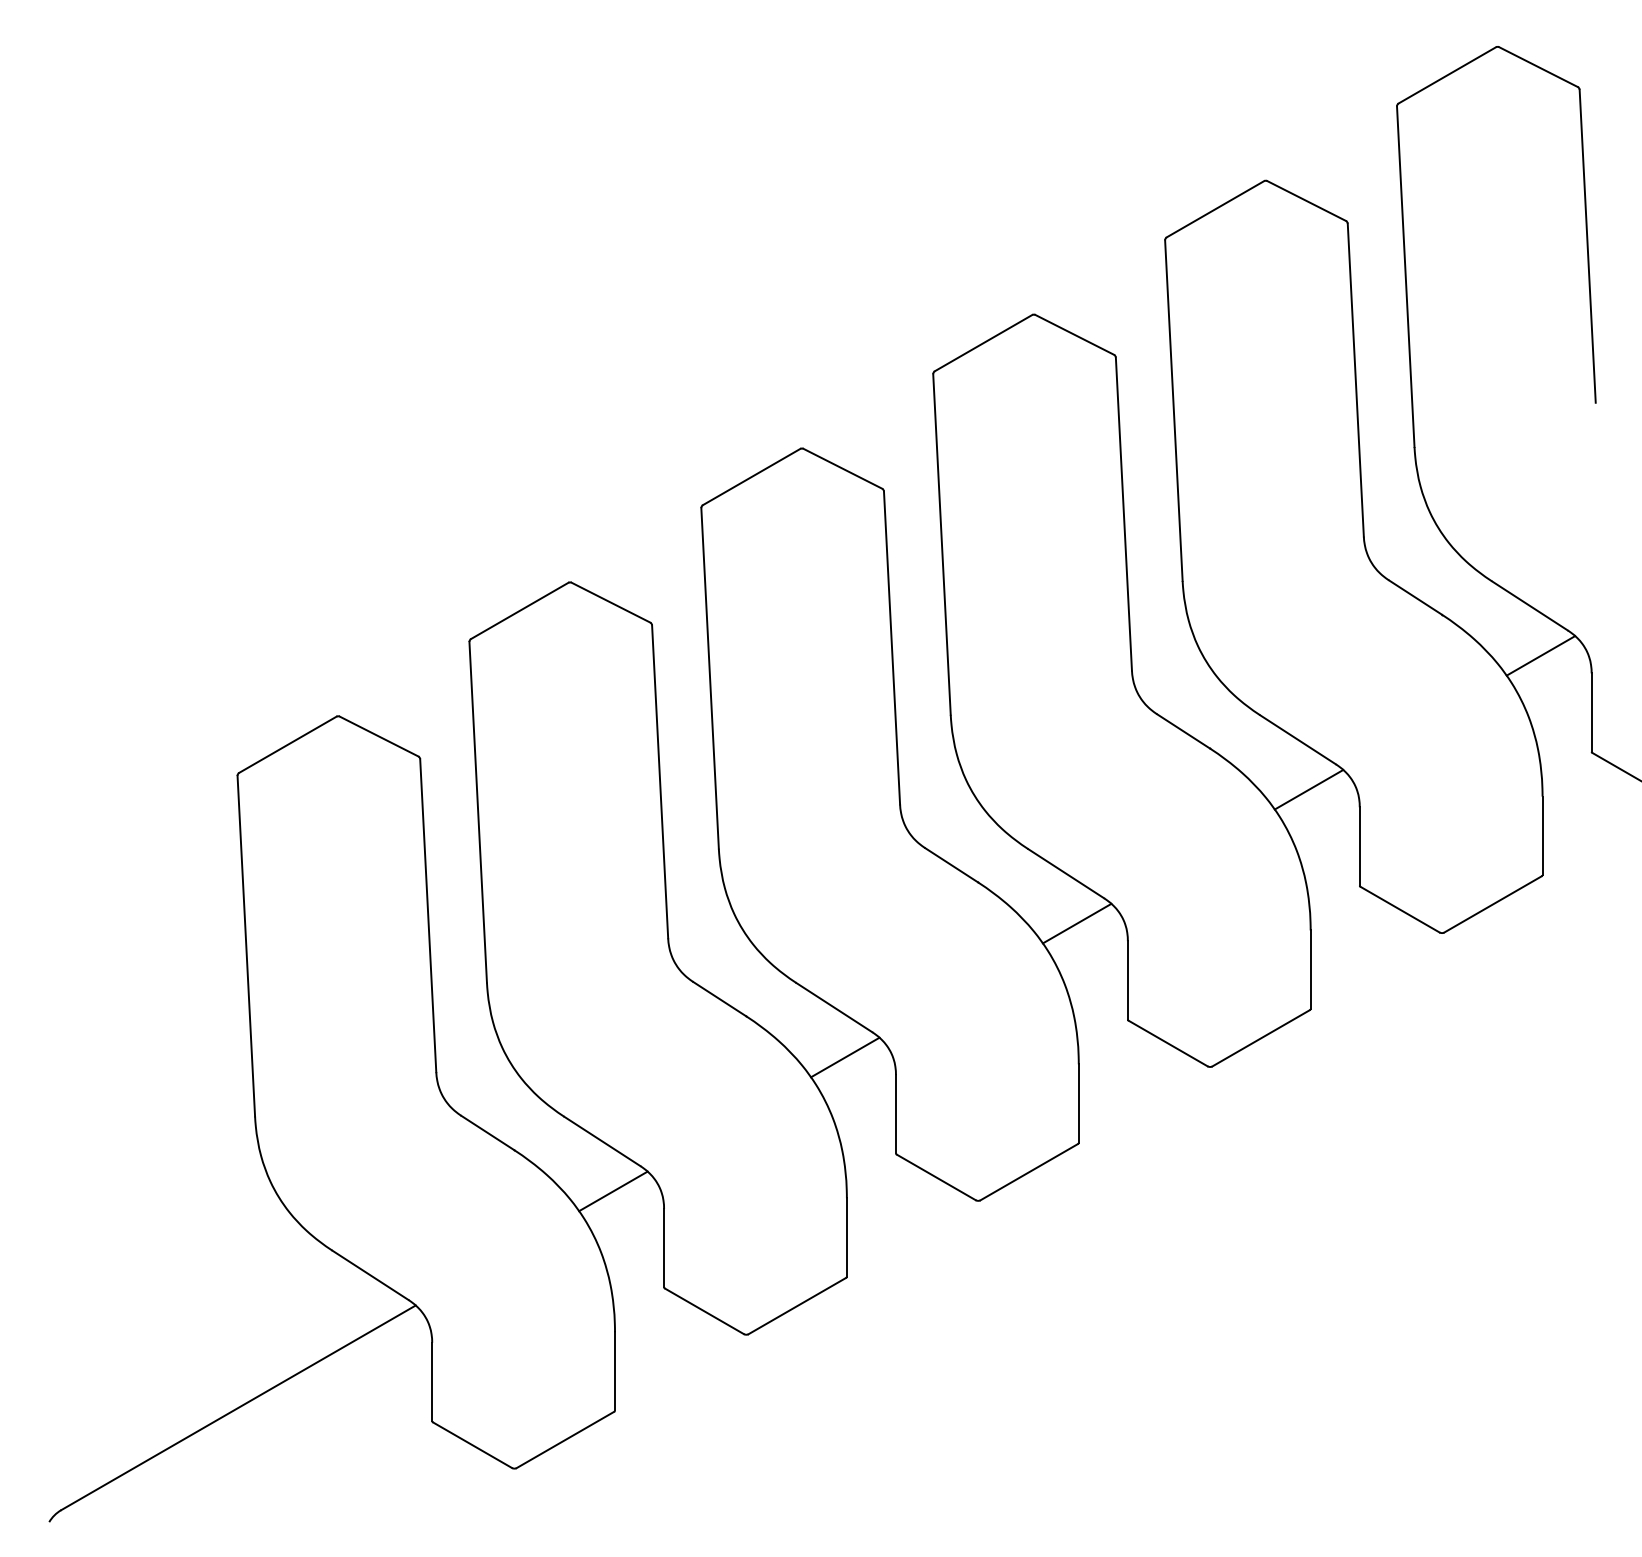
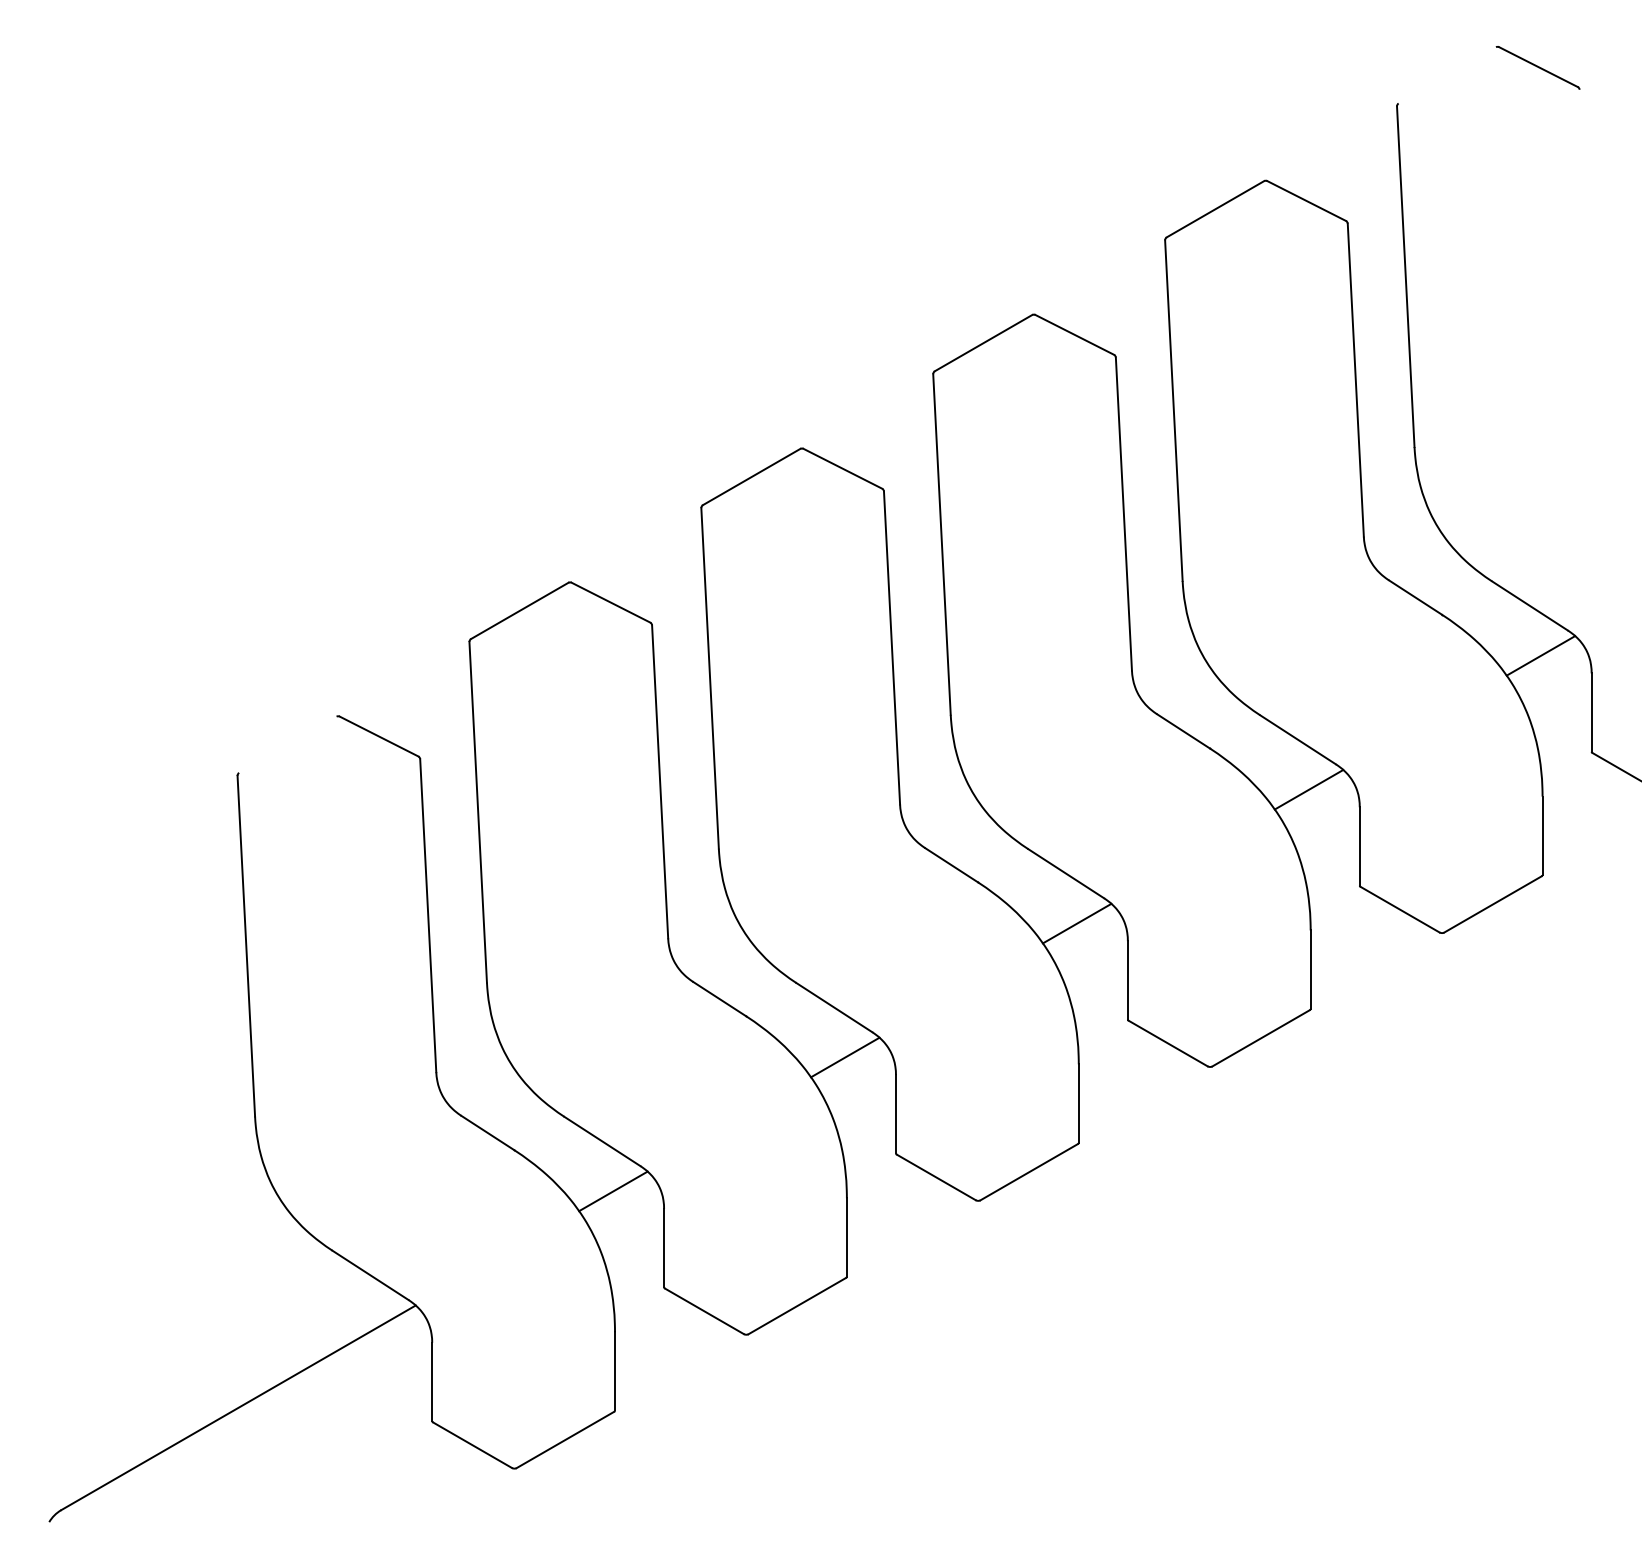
line: present -> none (1447, 75)
line: present -> none (1587, 245)
line: present -> none (287, 744)
